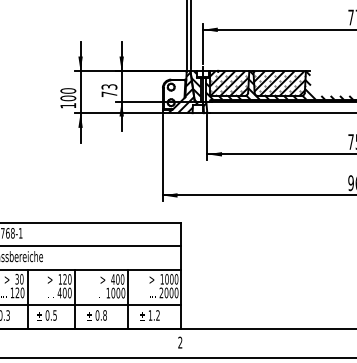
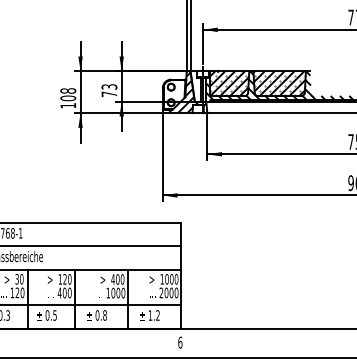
hatch: present -> none (195, 86)
text: 100 -> 108 (67, 90)
text: 2 -> 6 (180, 342)
